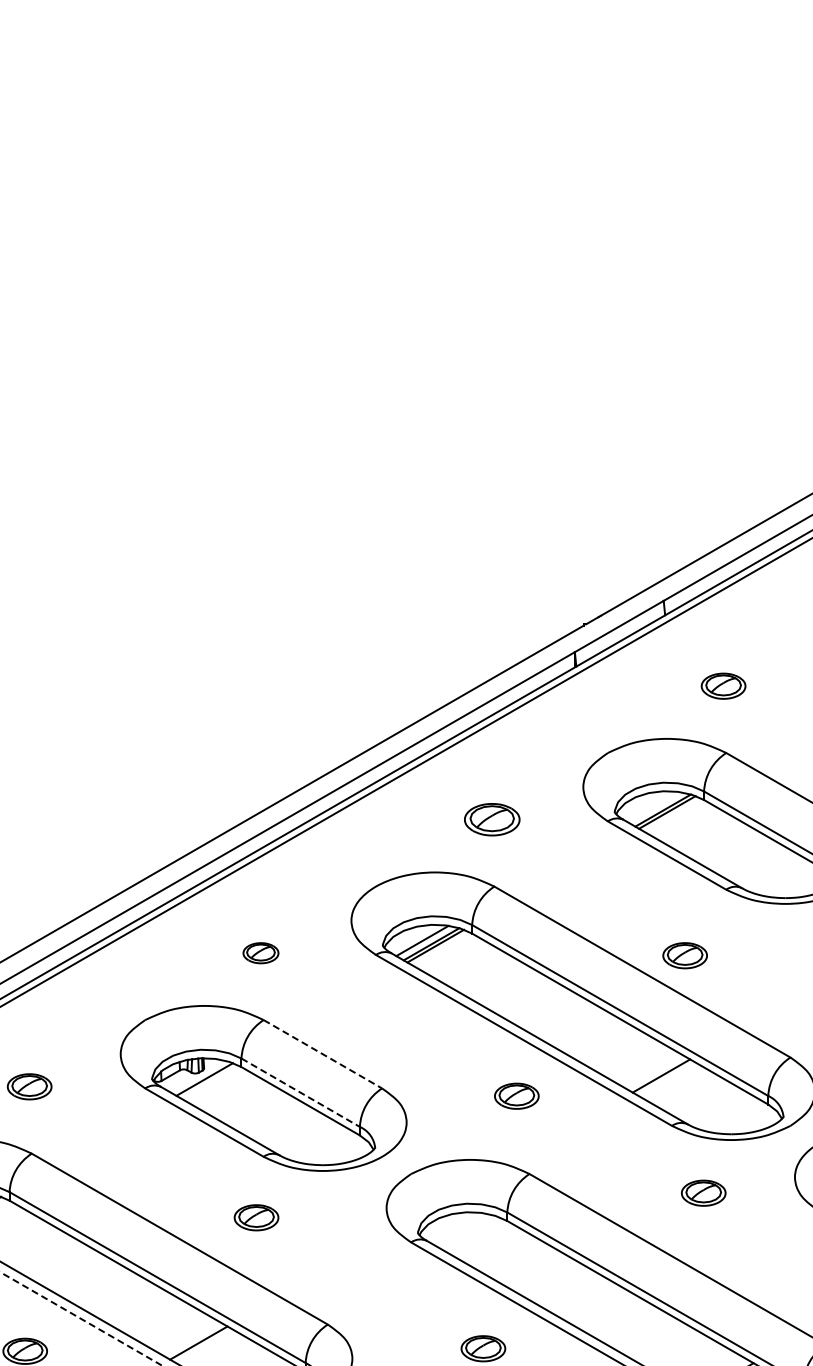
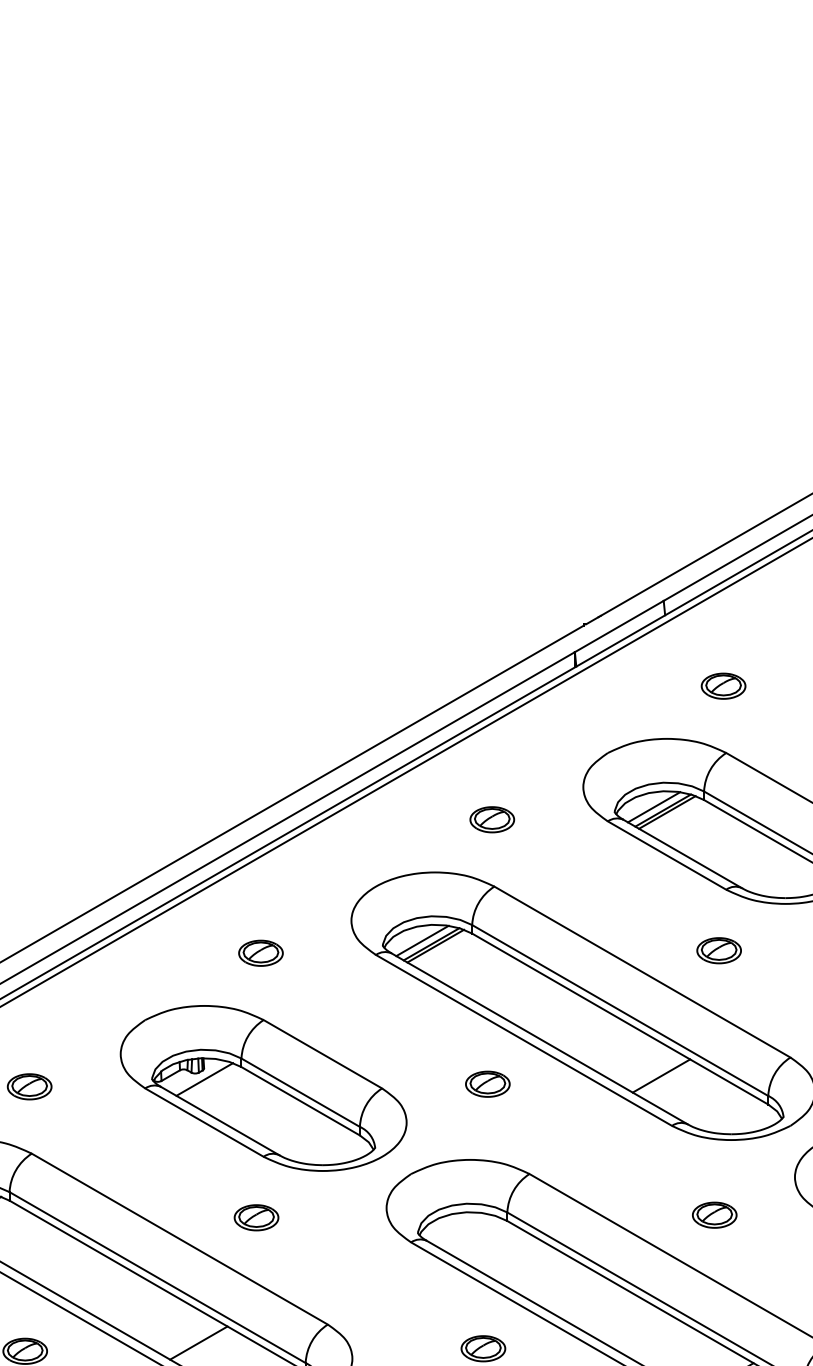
line: none -> present (653, 807)
part size: 57x34 px -> 47x28 px (492, 819)
part size: 38x23 px -> 46x28 px (260, 952)
part position: (684, 955) -> (718, 950) (718, 950)
line: dashed -> solid (323, 1054)
line: dashed -> solid (301, 1092)
part position: (516, 1095) -> (487, 1083) (487, 1083)
part position: (703, 1192) -> (714, 1214) (714, 1214)
line: dashed -> solid (81, 1319)
